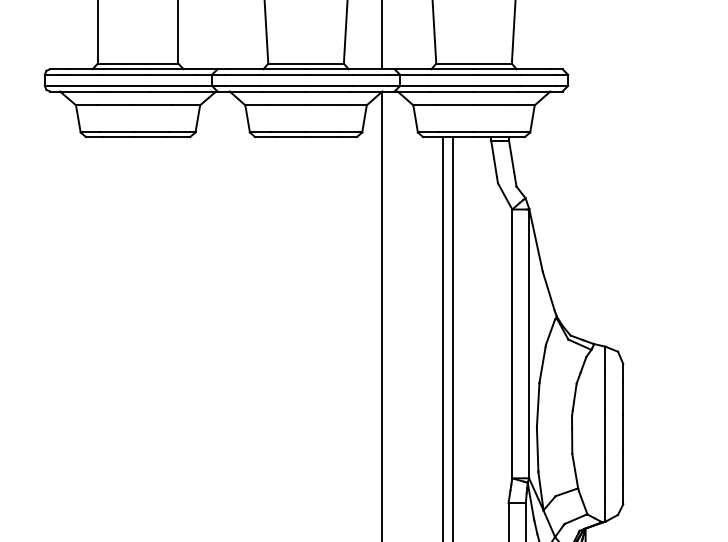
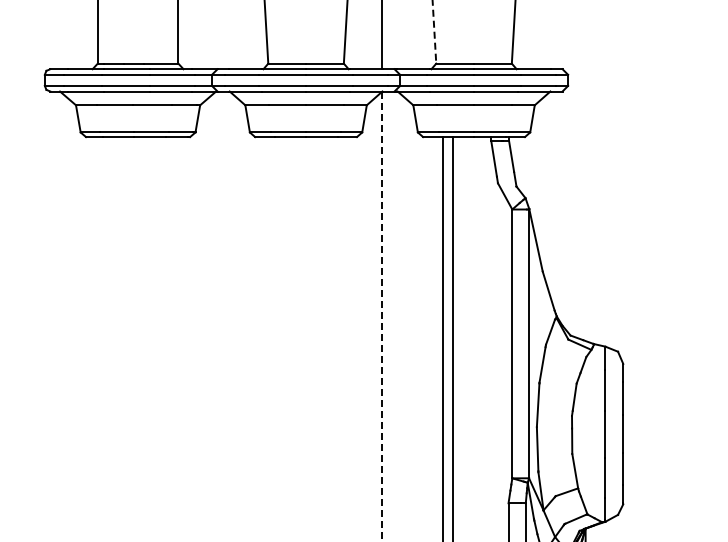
line: solid -> dashed (434, 32)
line: solid -> dashed (382, 316)
